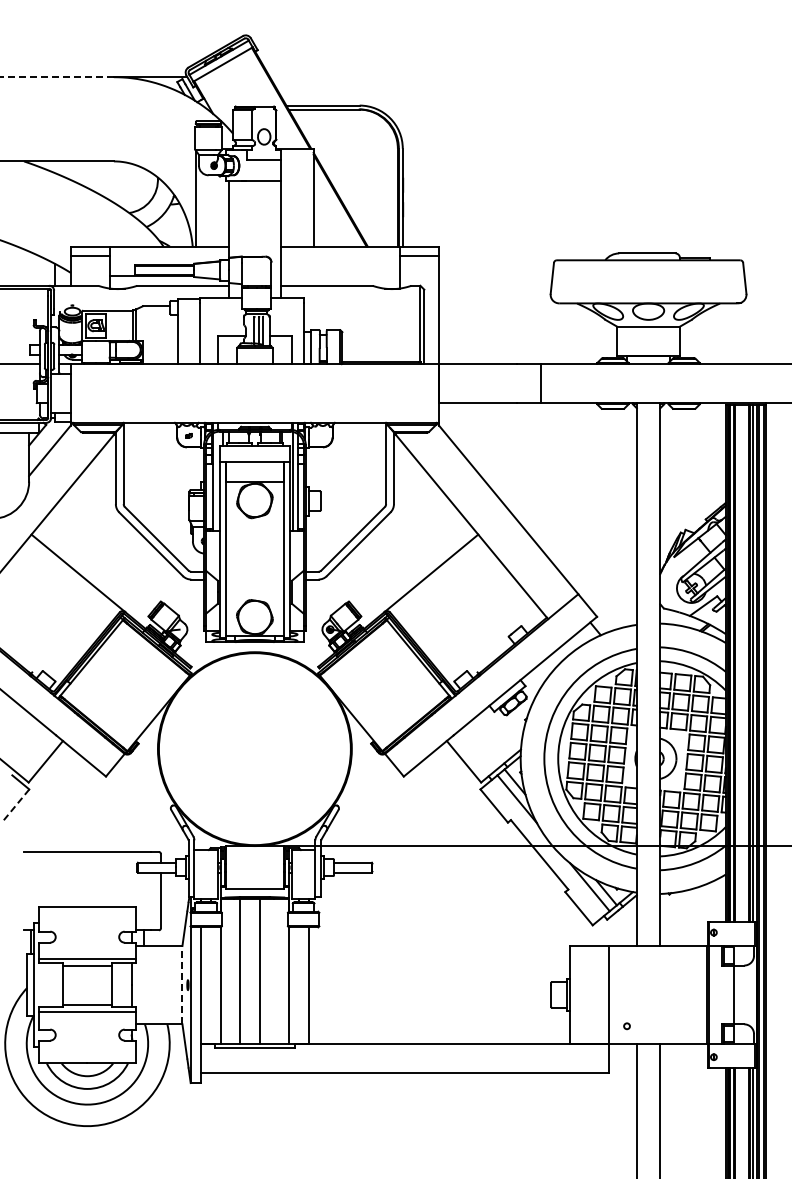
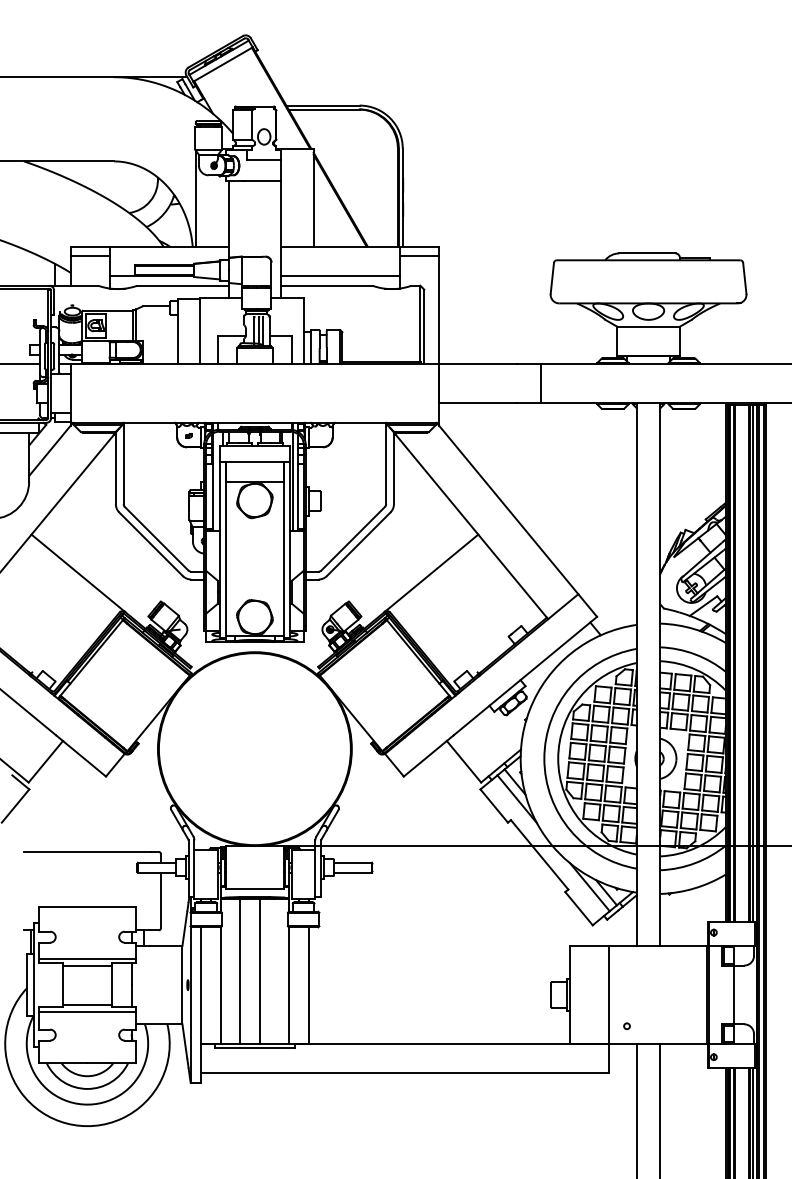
line: dashed -> solid (57, 77)
line: none -> present (339, 275)
line: dashed -> solid (15, 806)
line: dashed -> solid (182, 984)
